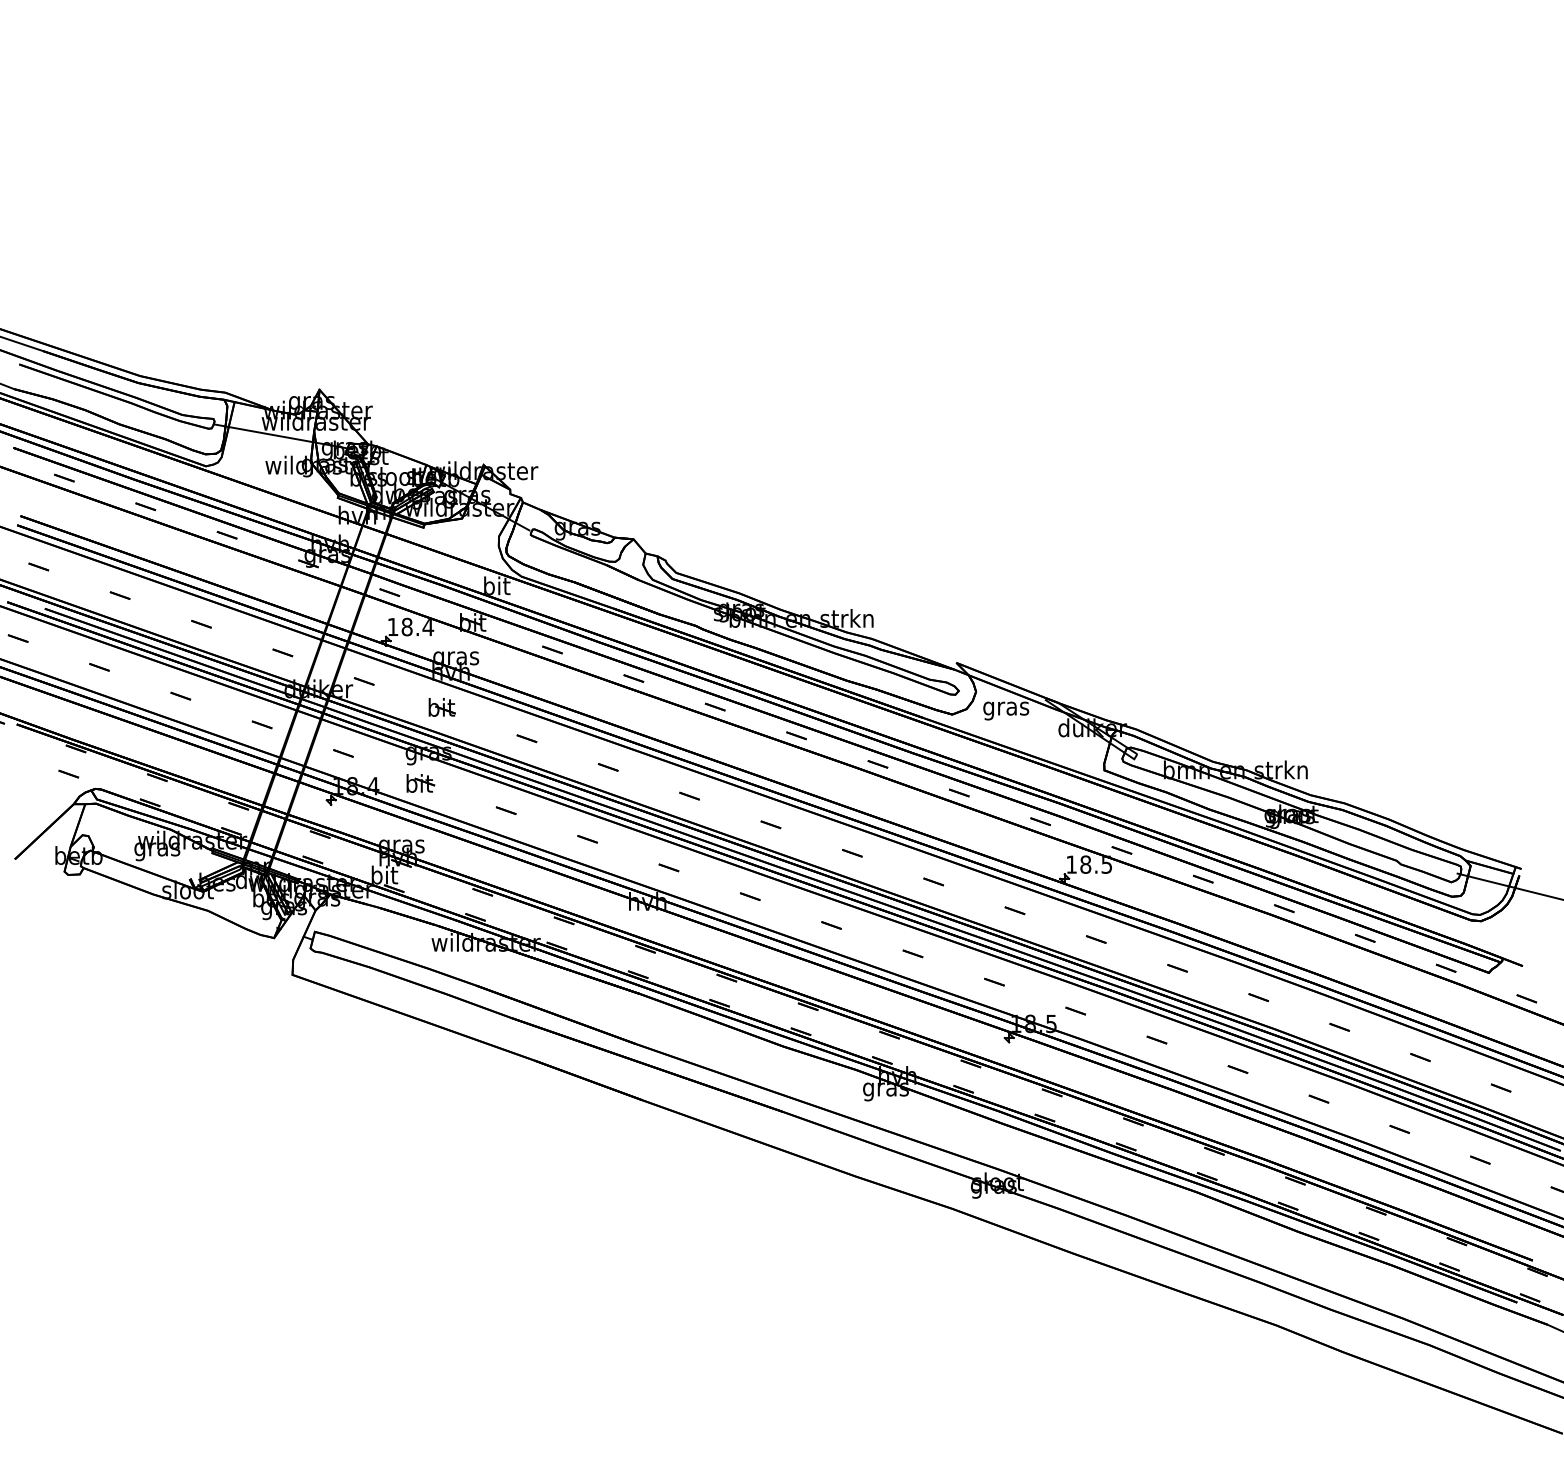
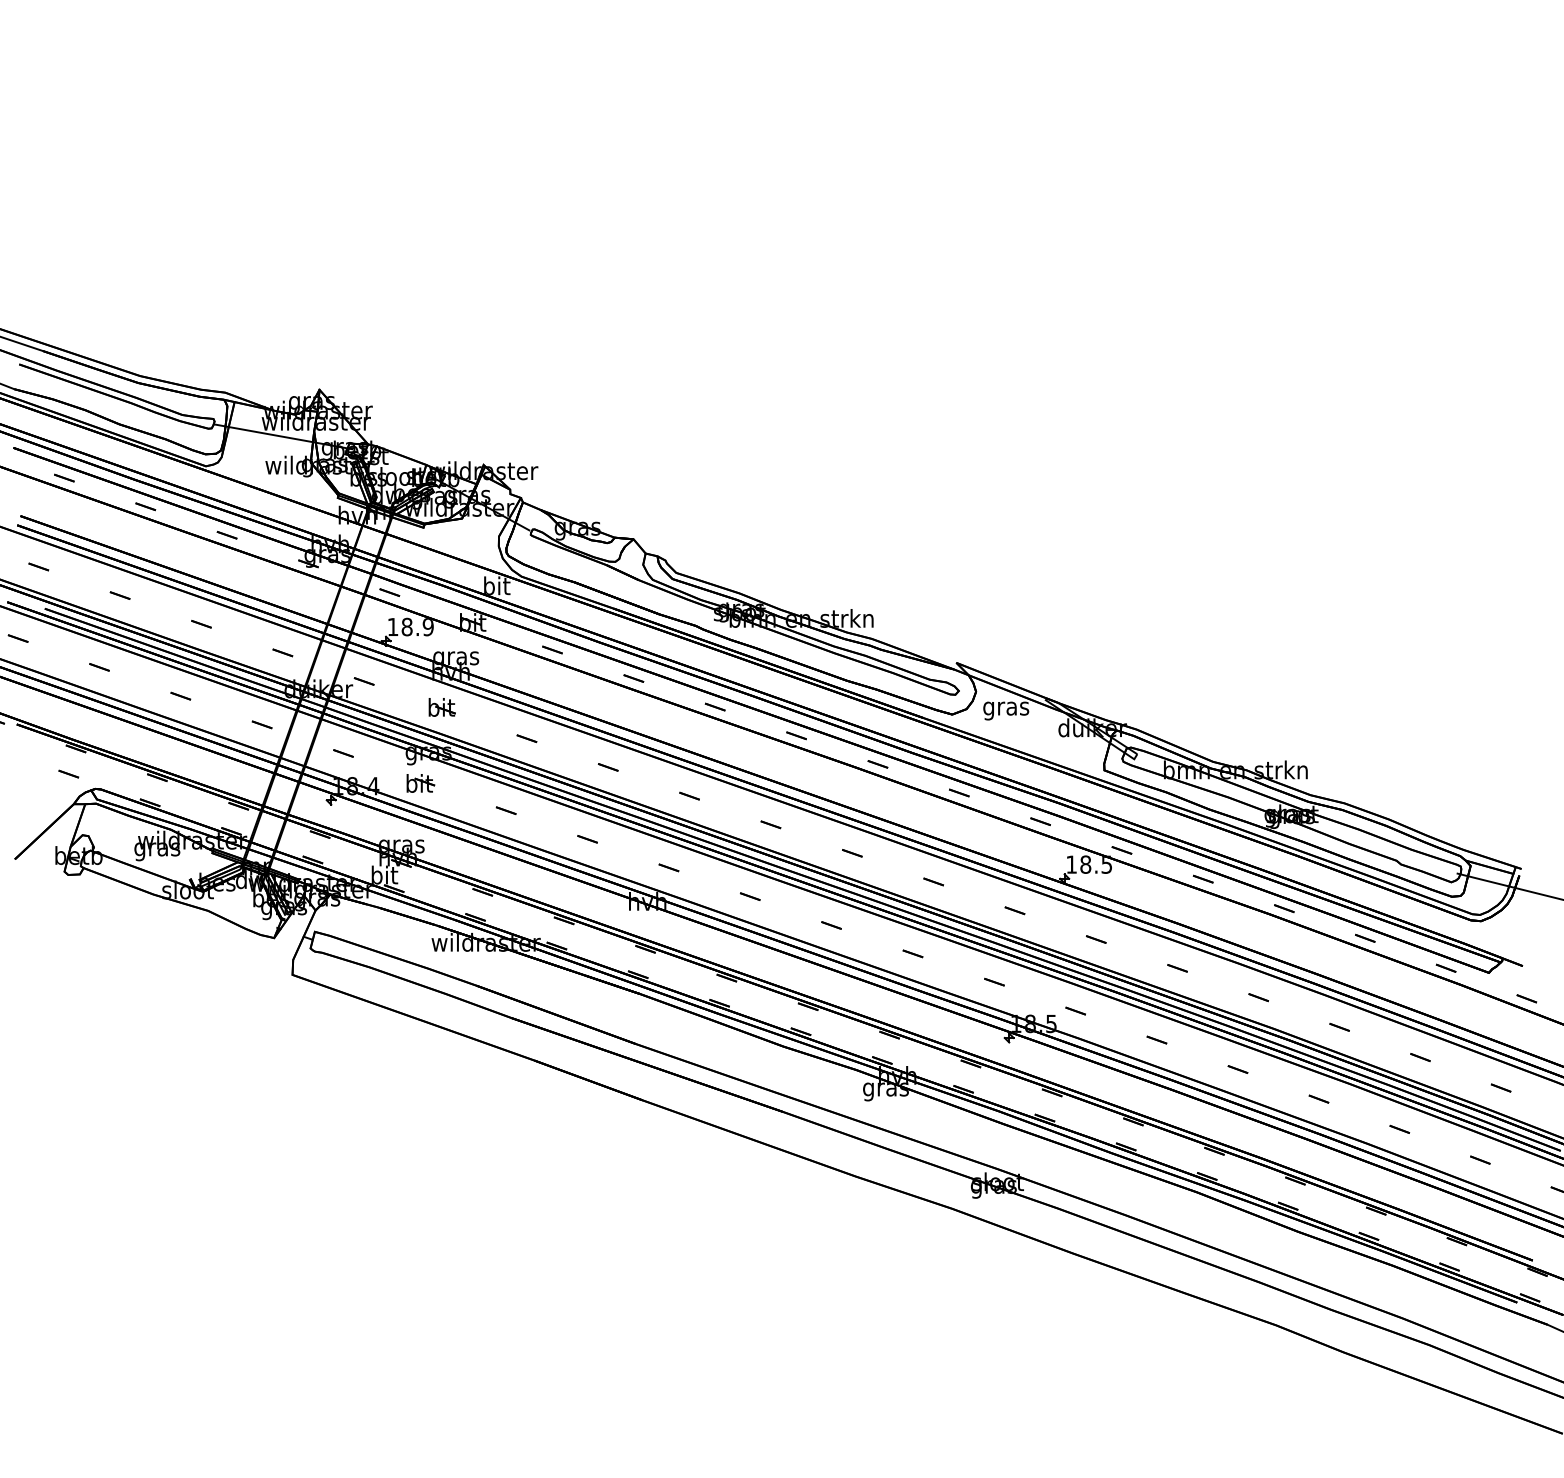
text: 18.4 -> 18.9 (428, 627)
